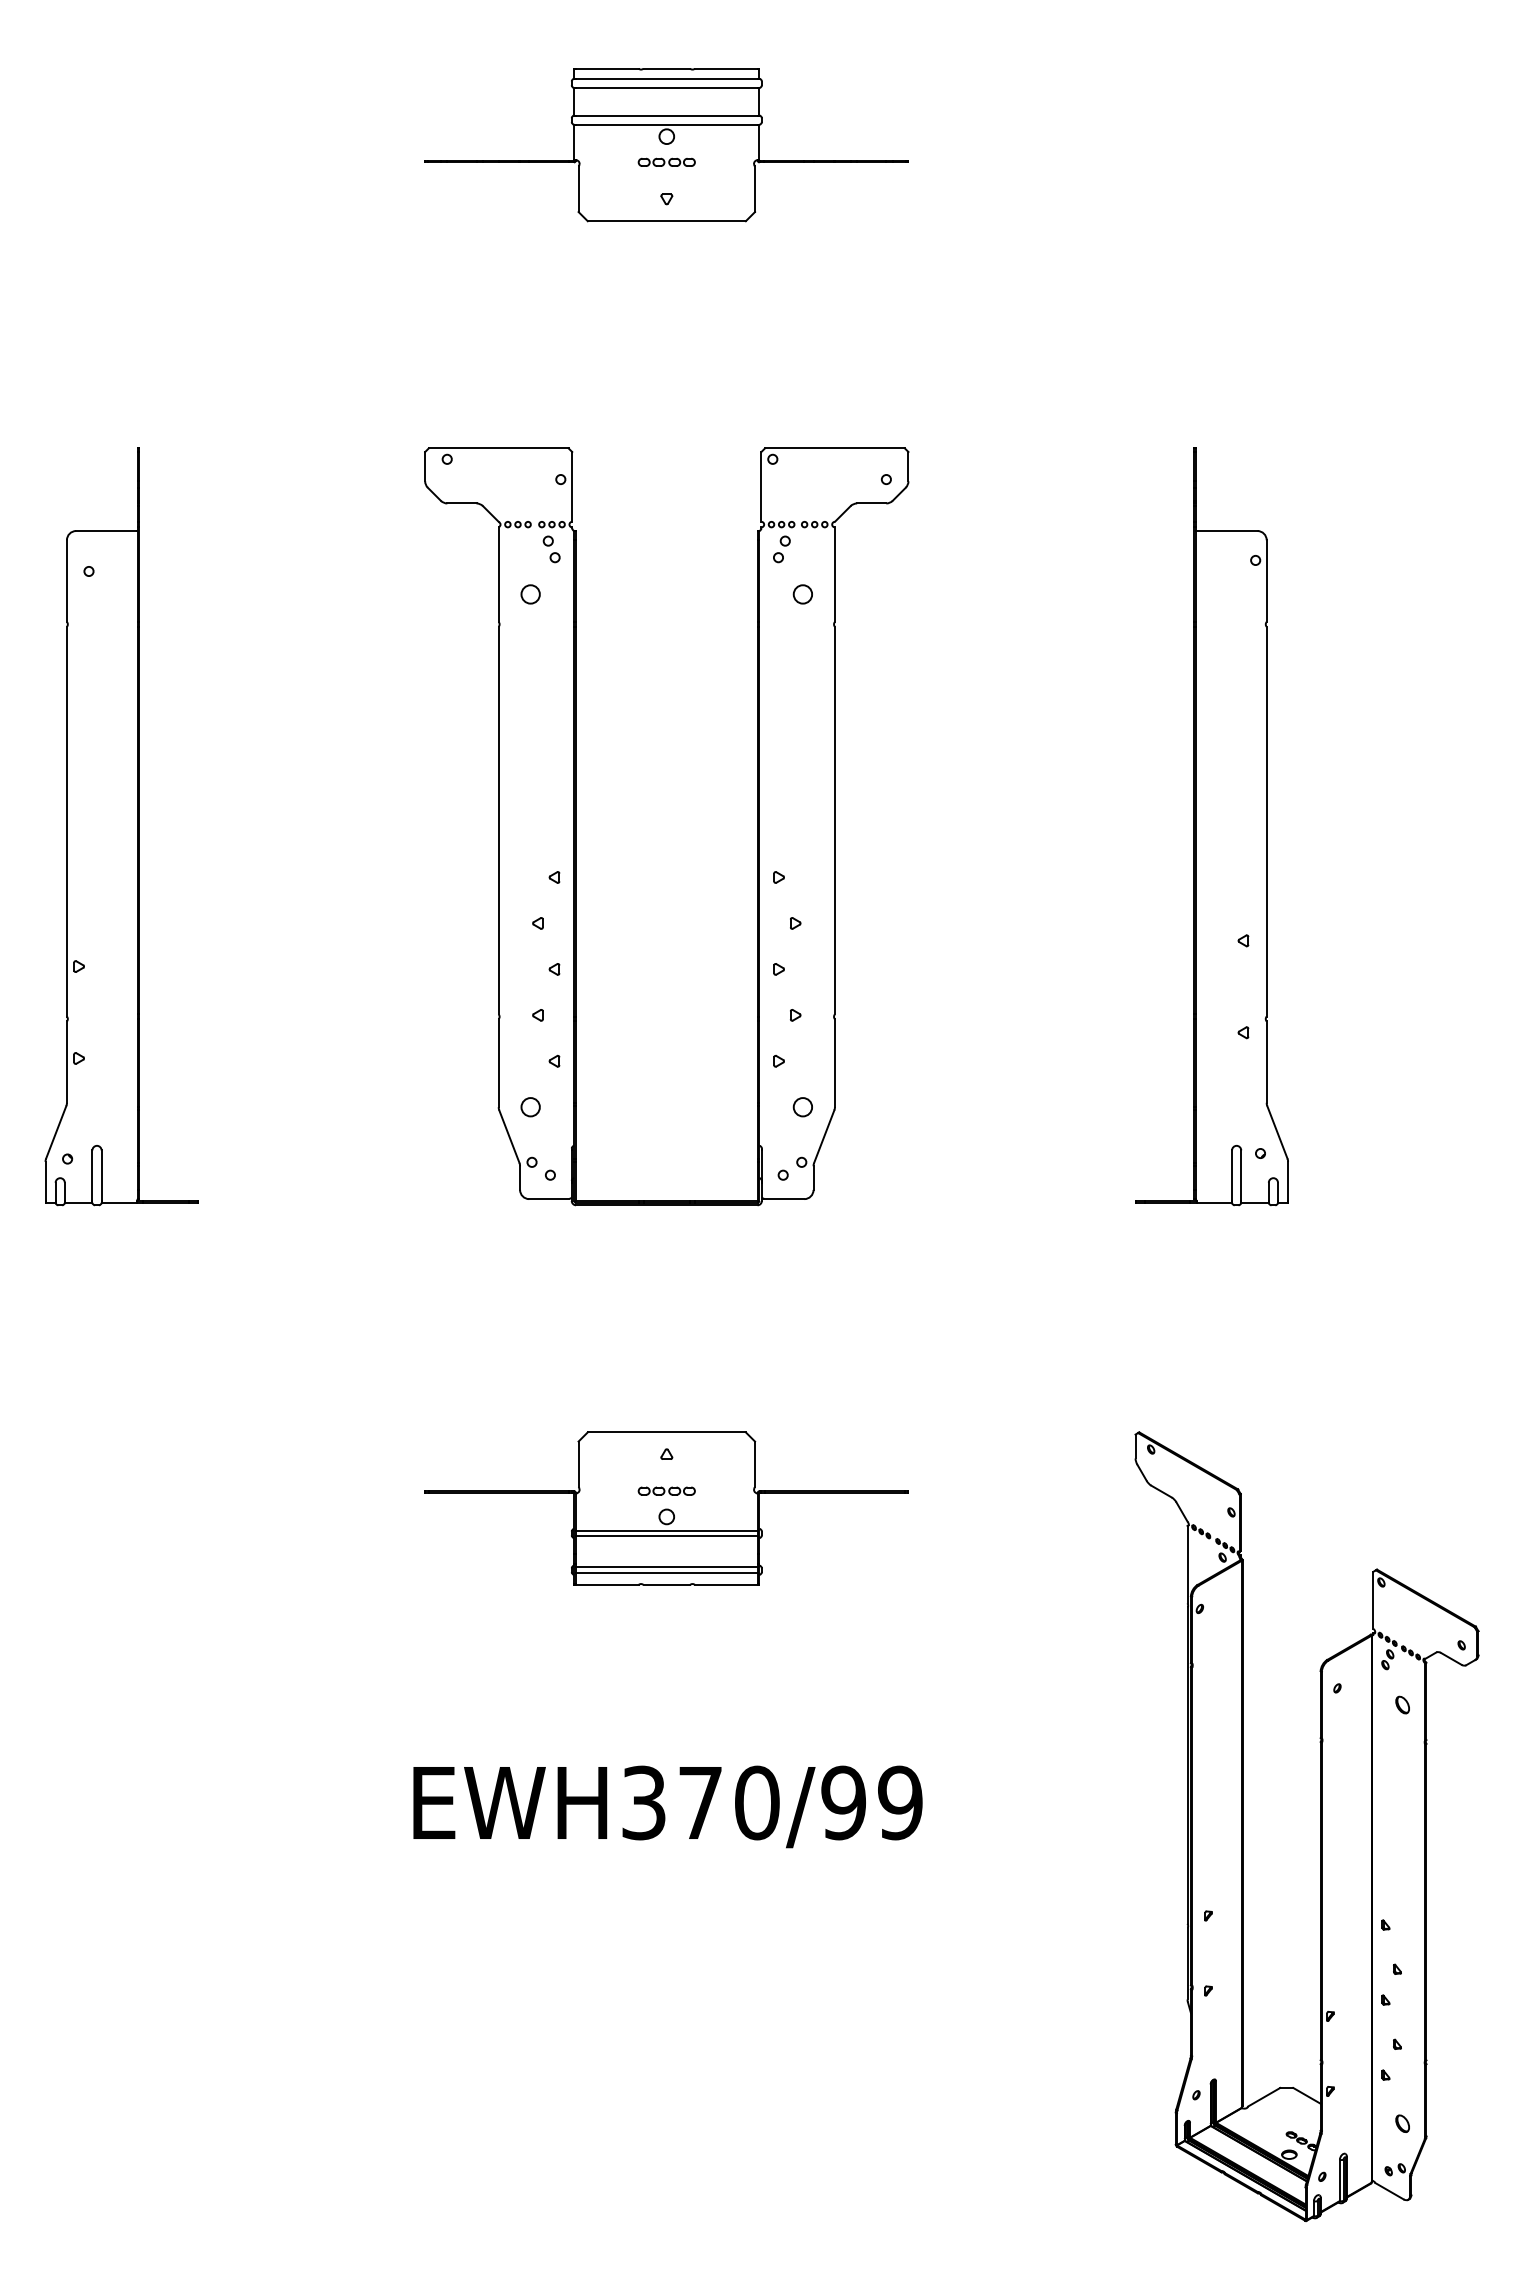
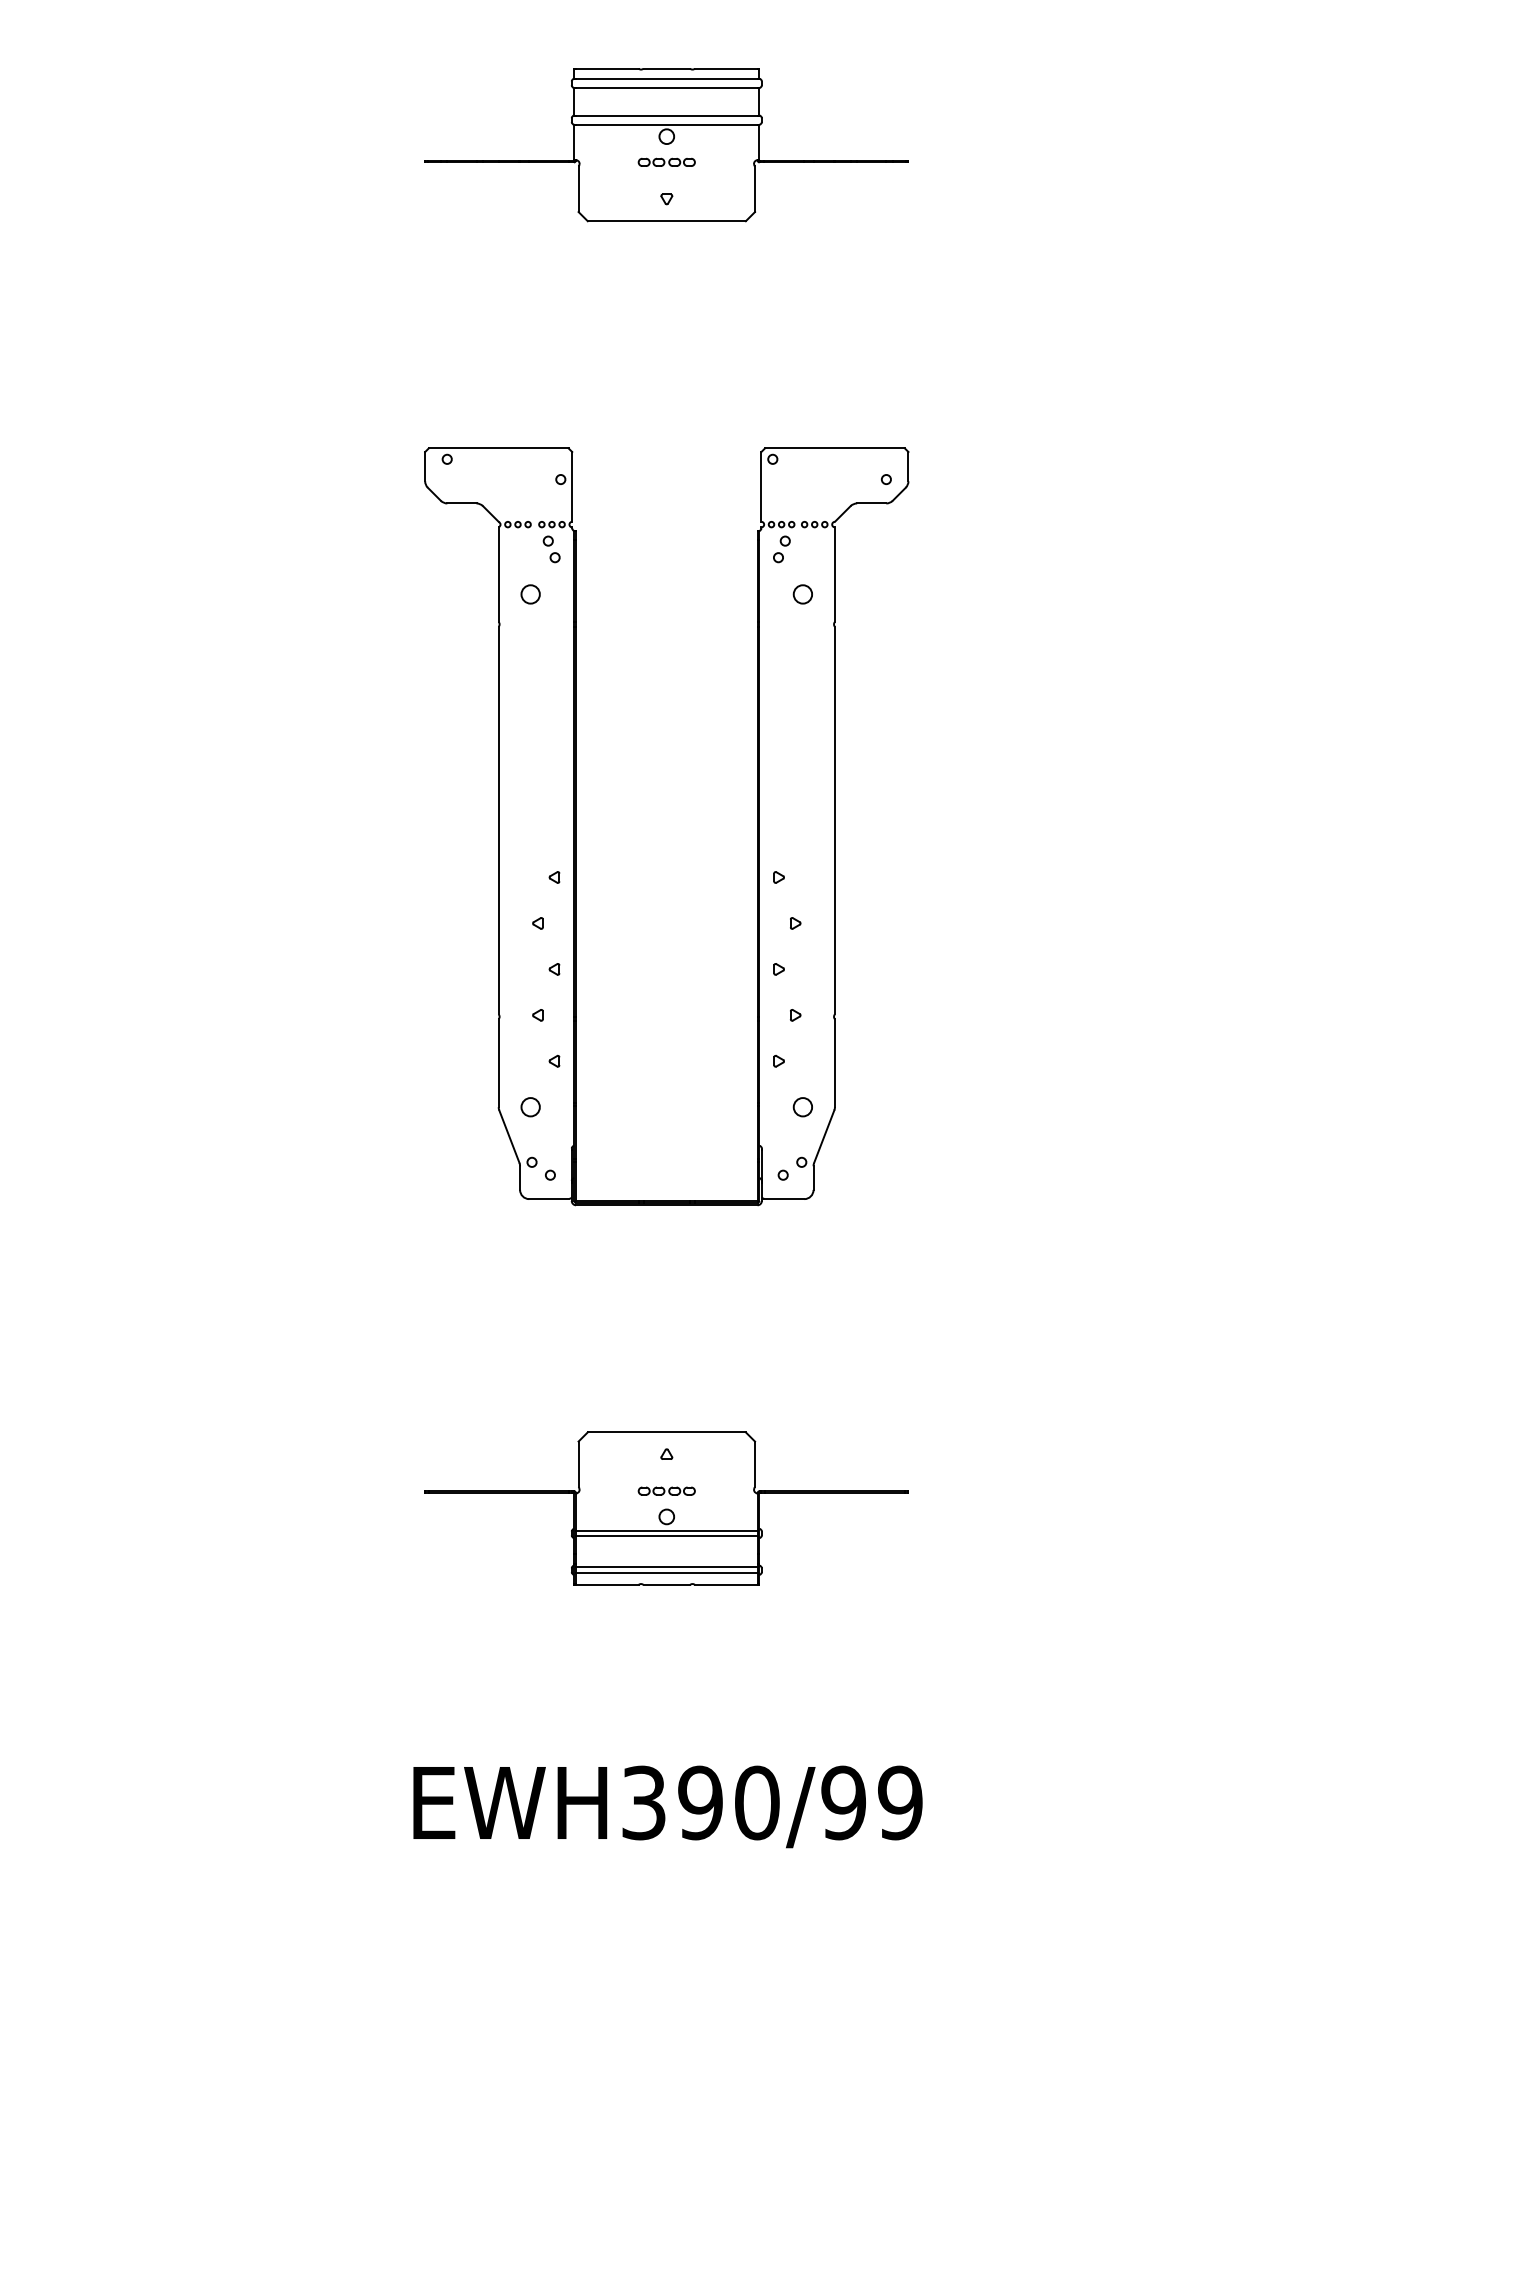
part: present -> none (121, 826)
part: present -> none (1211, 826)
text: EWH370/99 -> EWH390/99 (700, 1802)
part: present -> none (1320, 1826)
